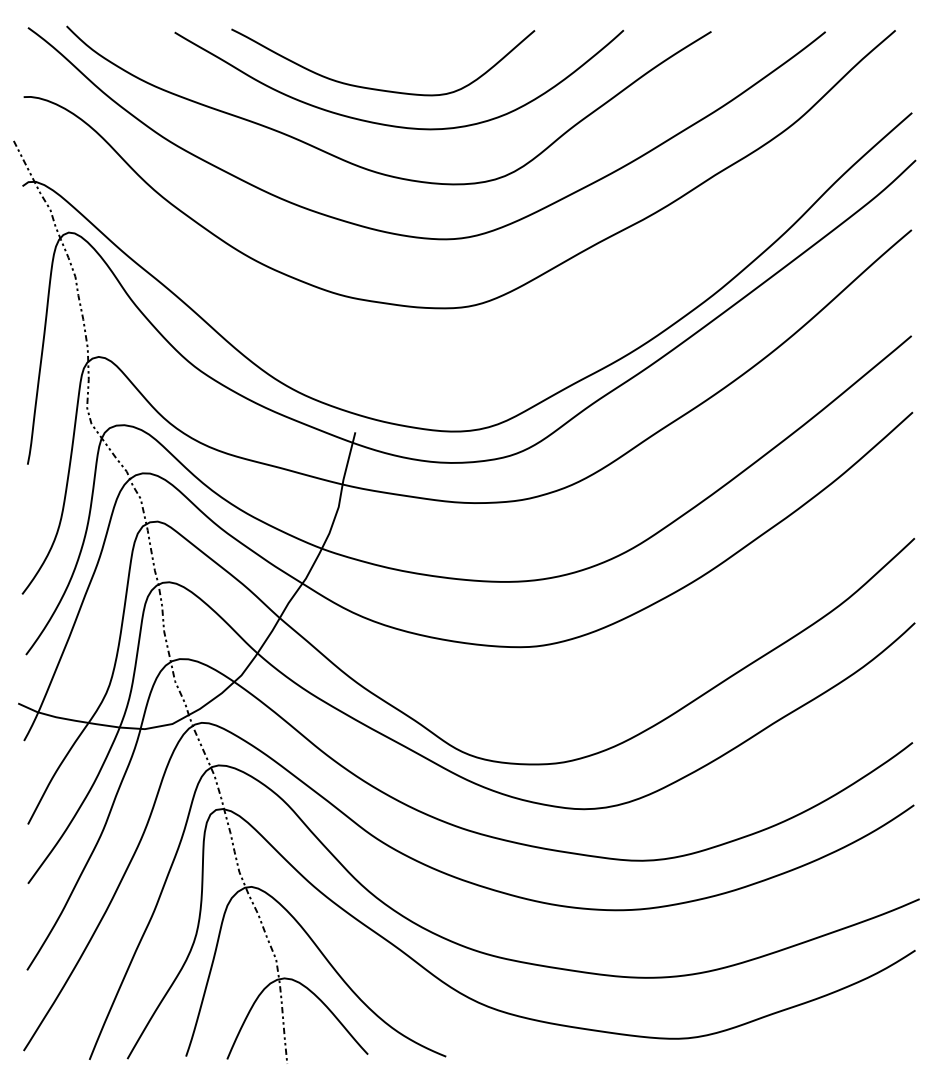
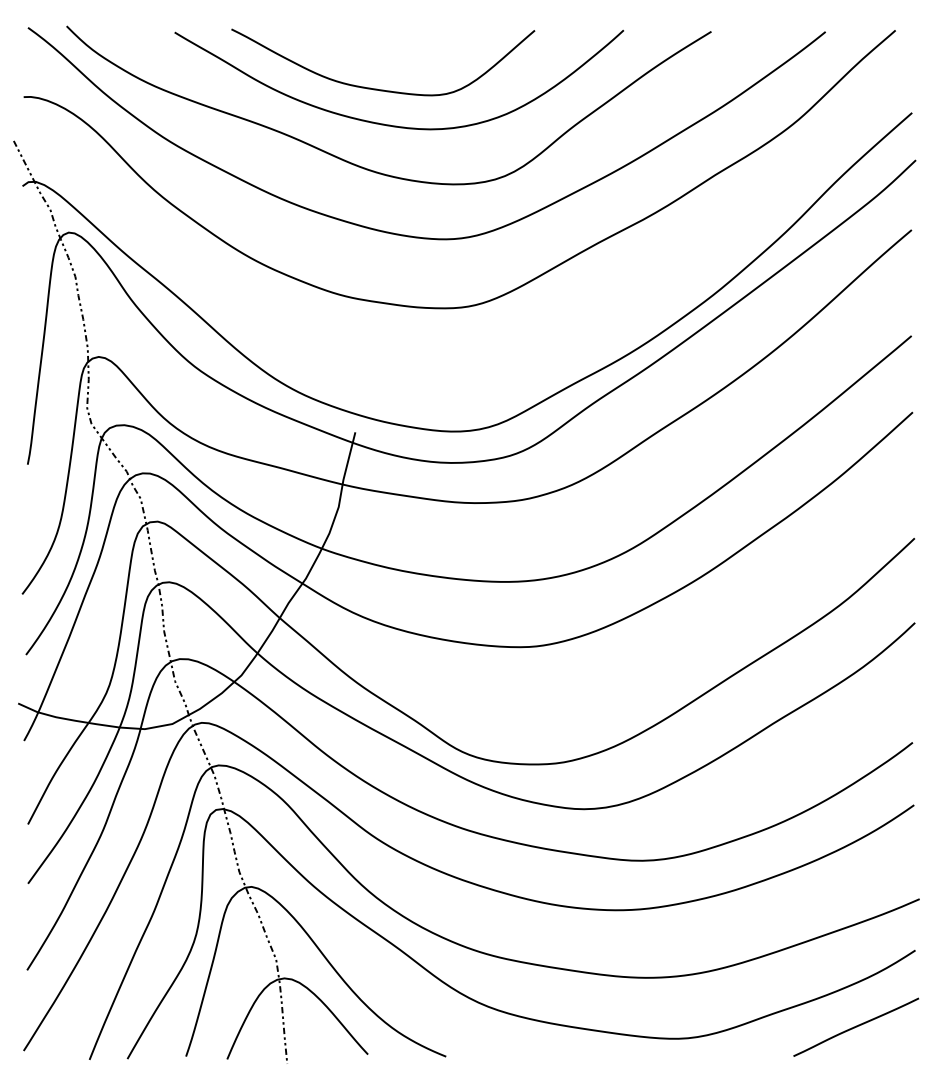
curve: none -> present (856, 1026)
